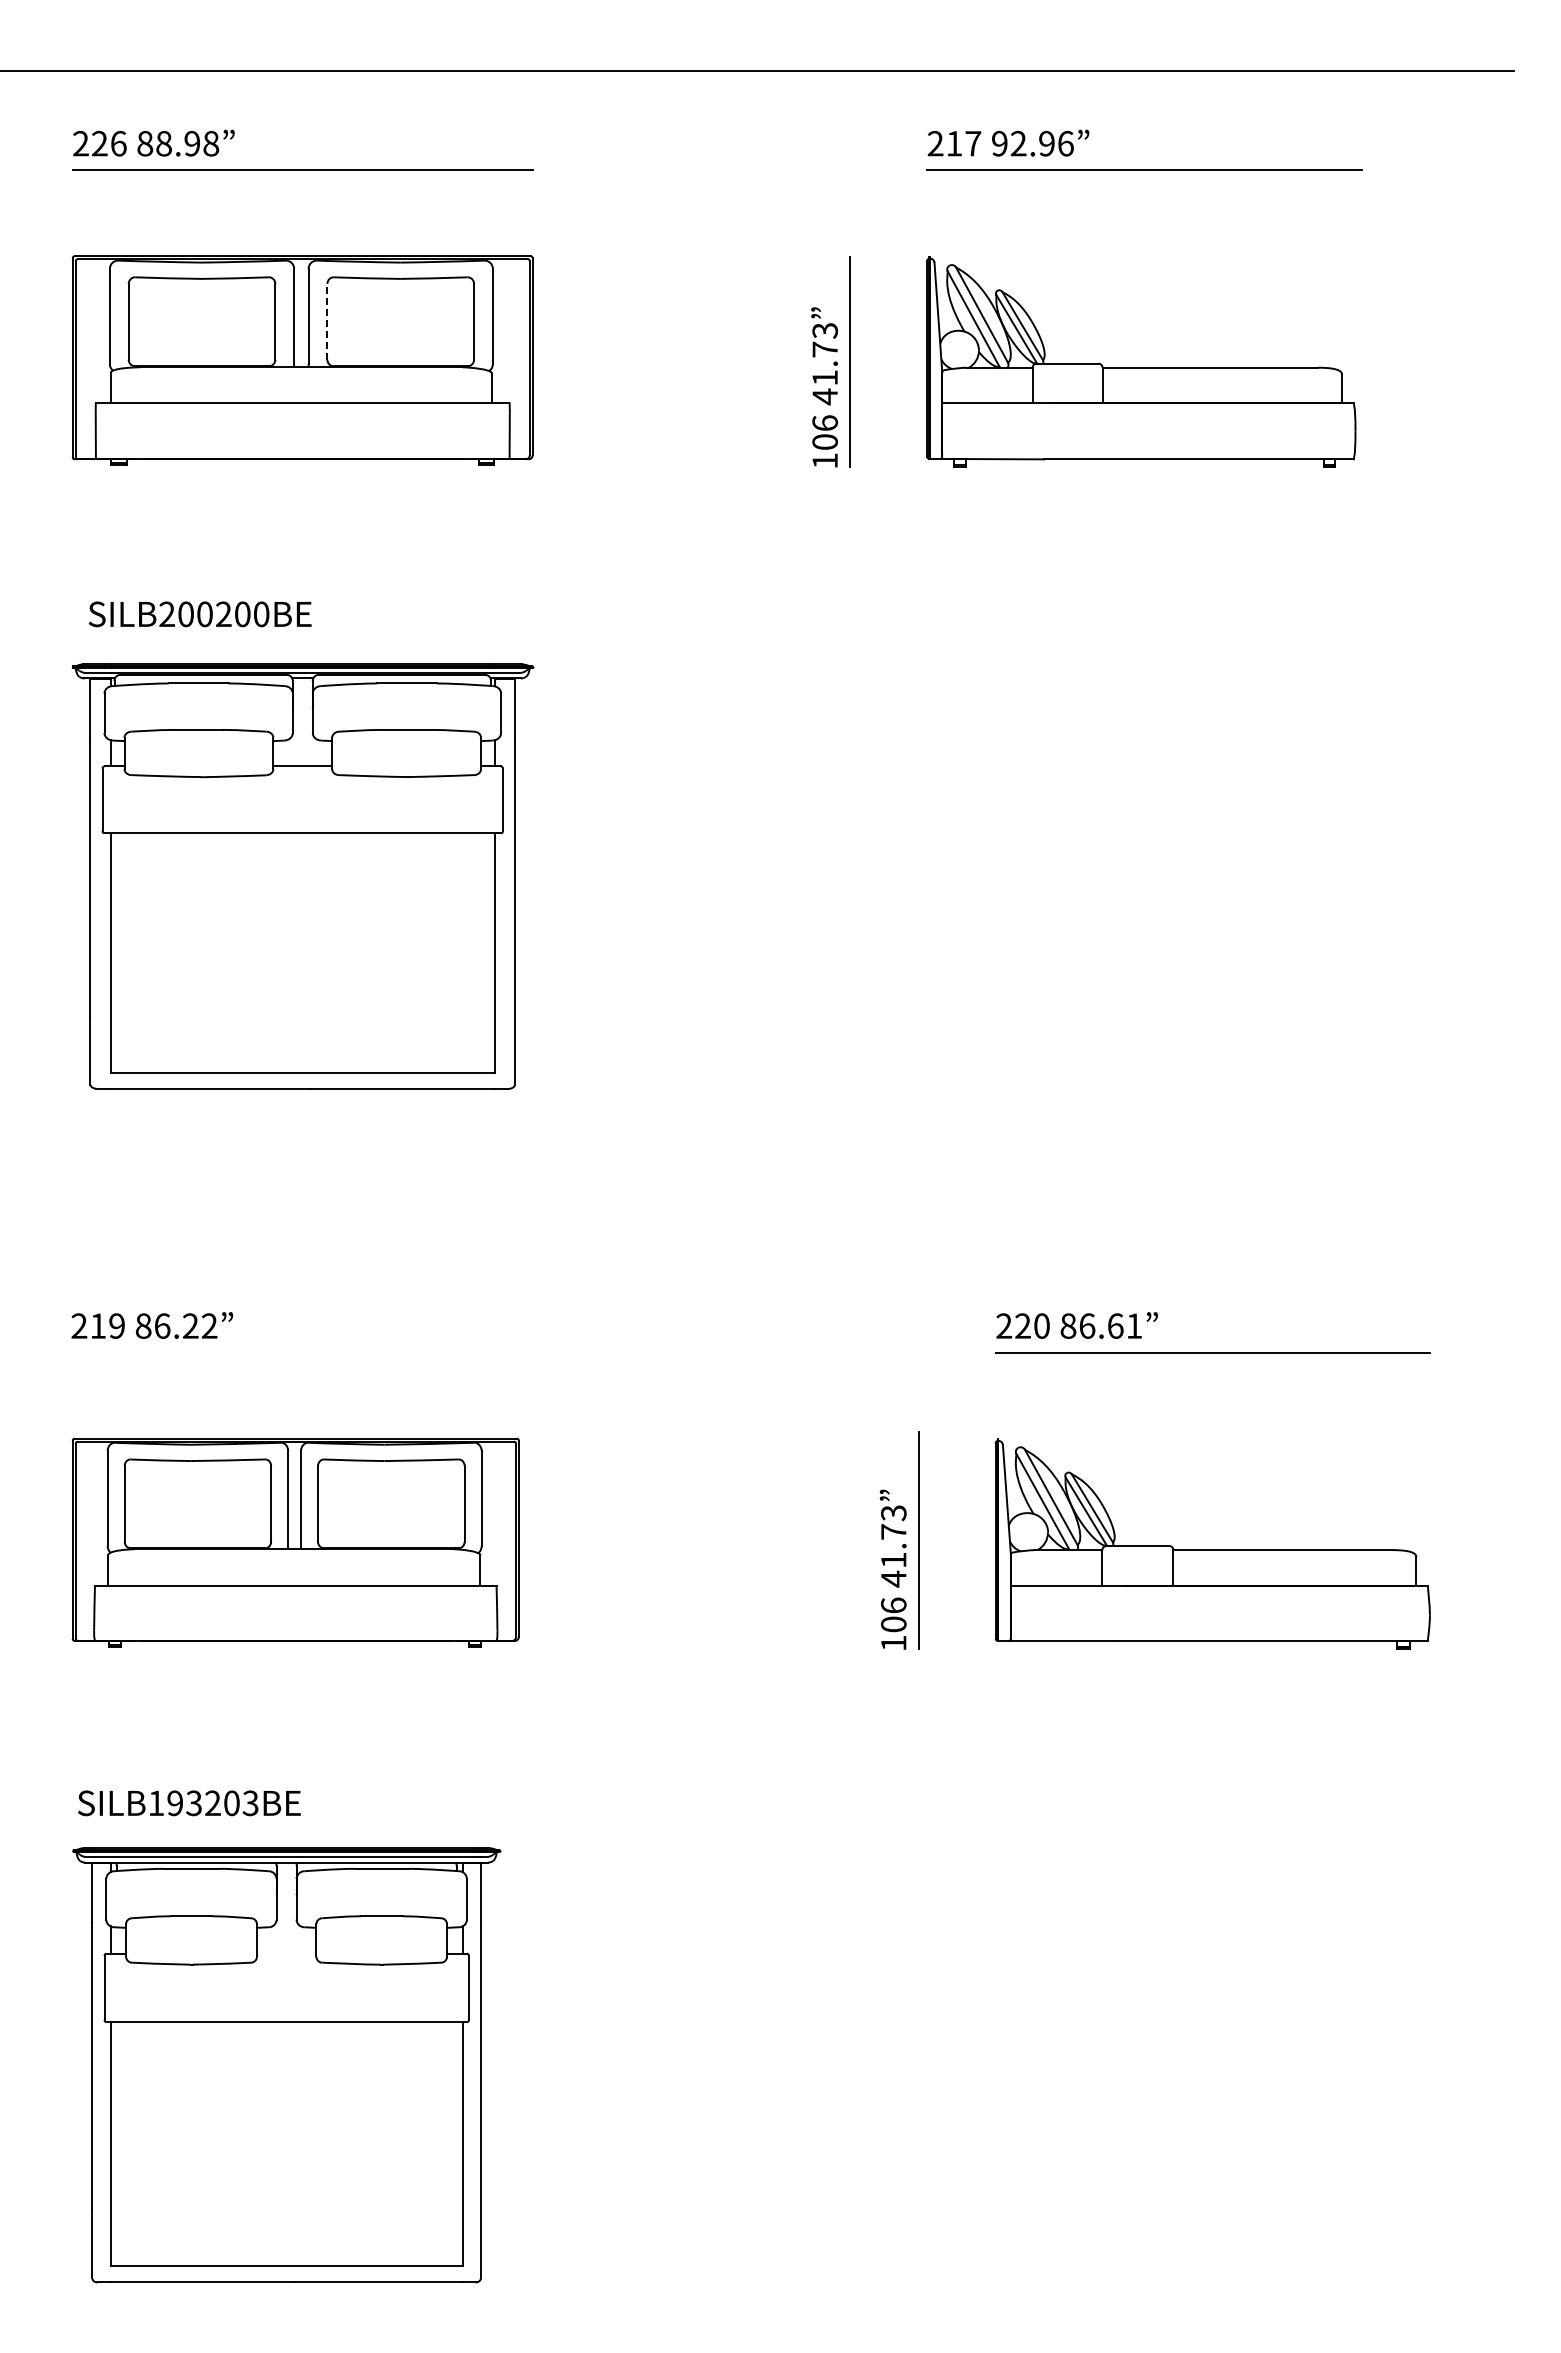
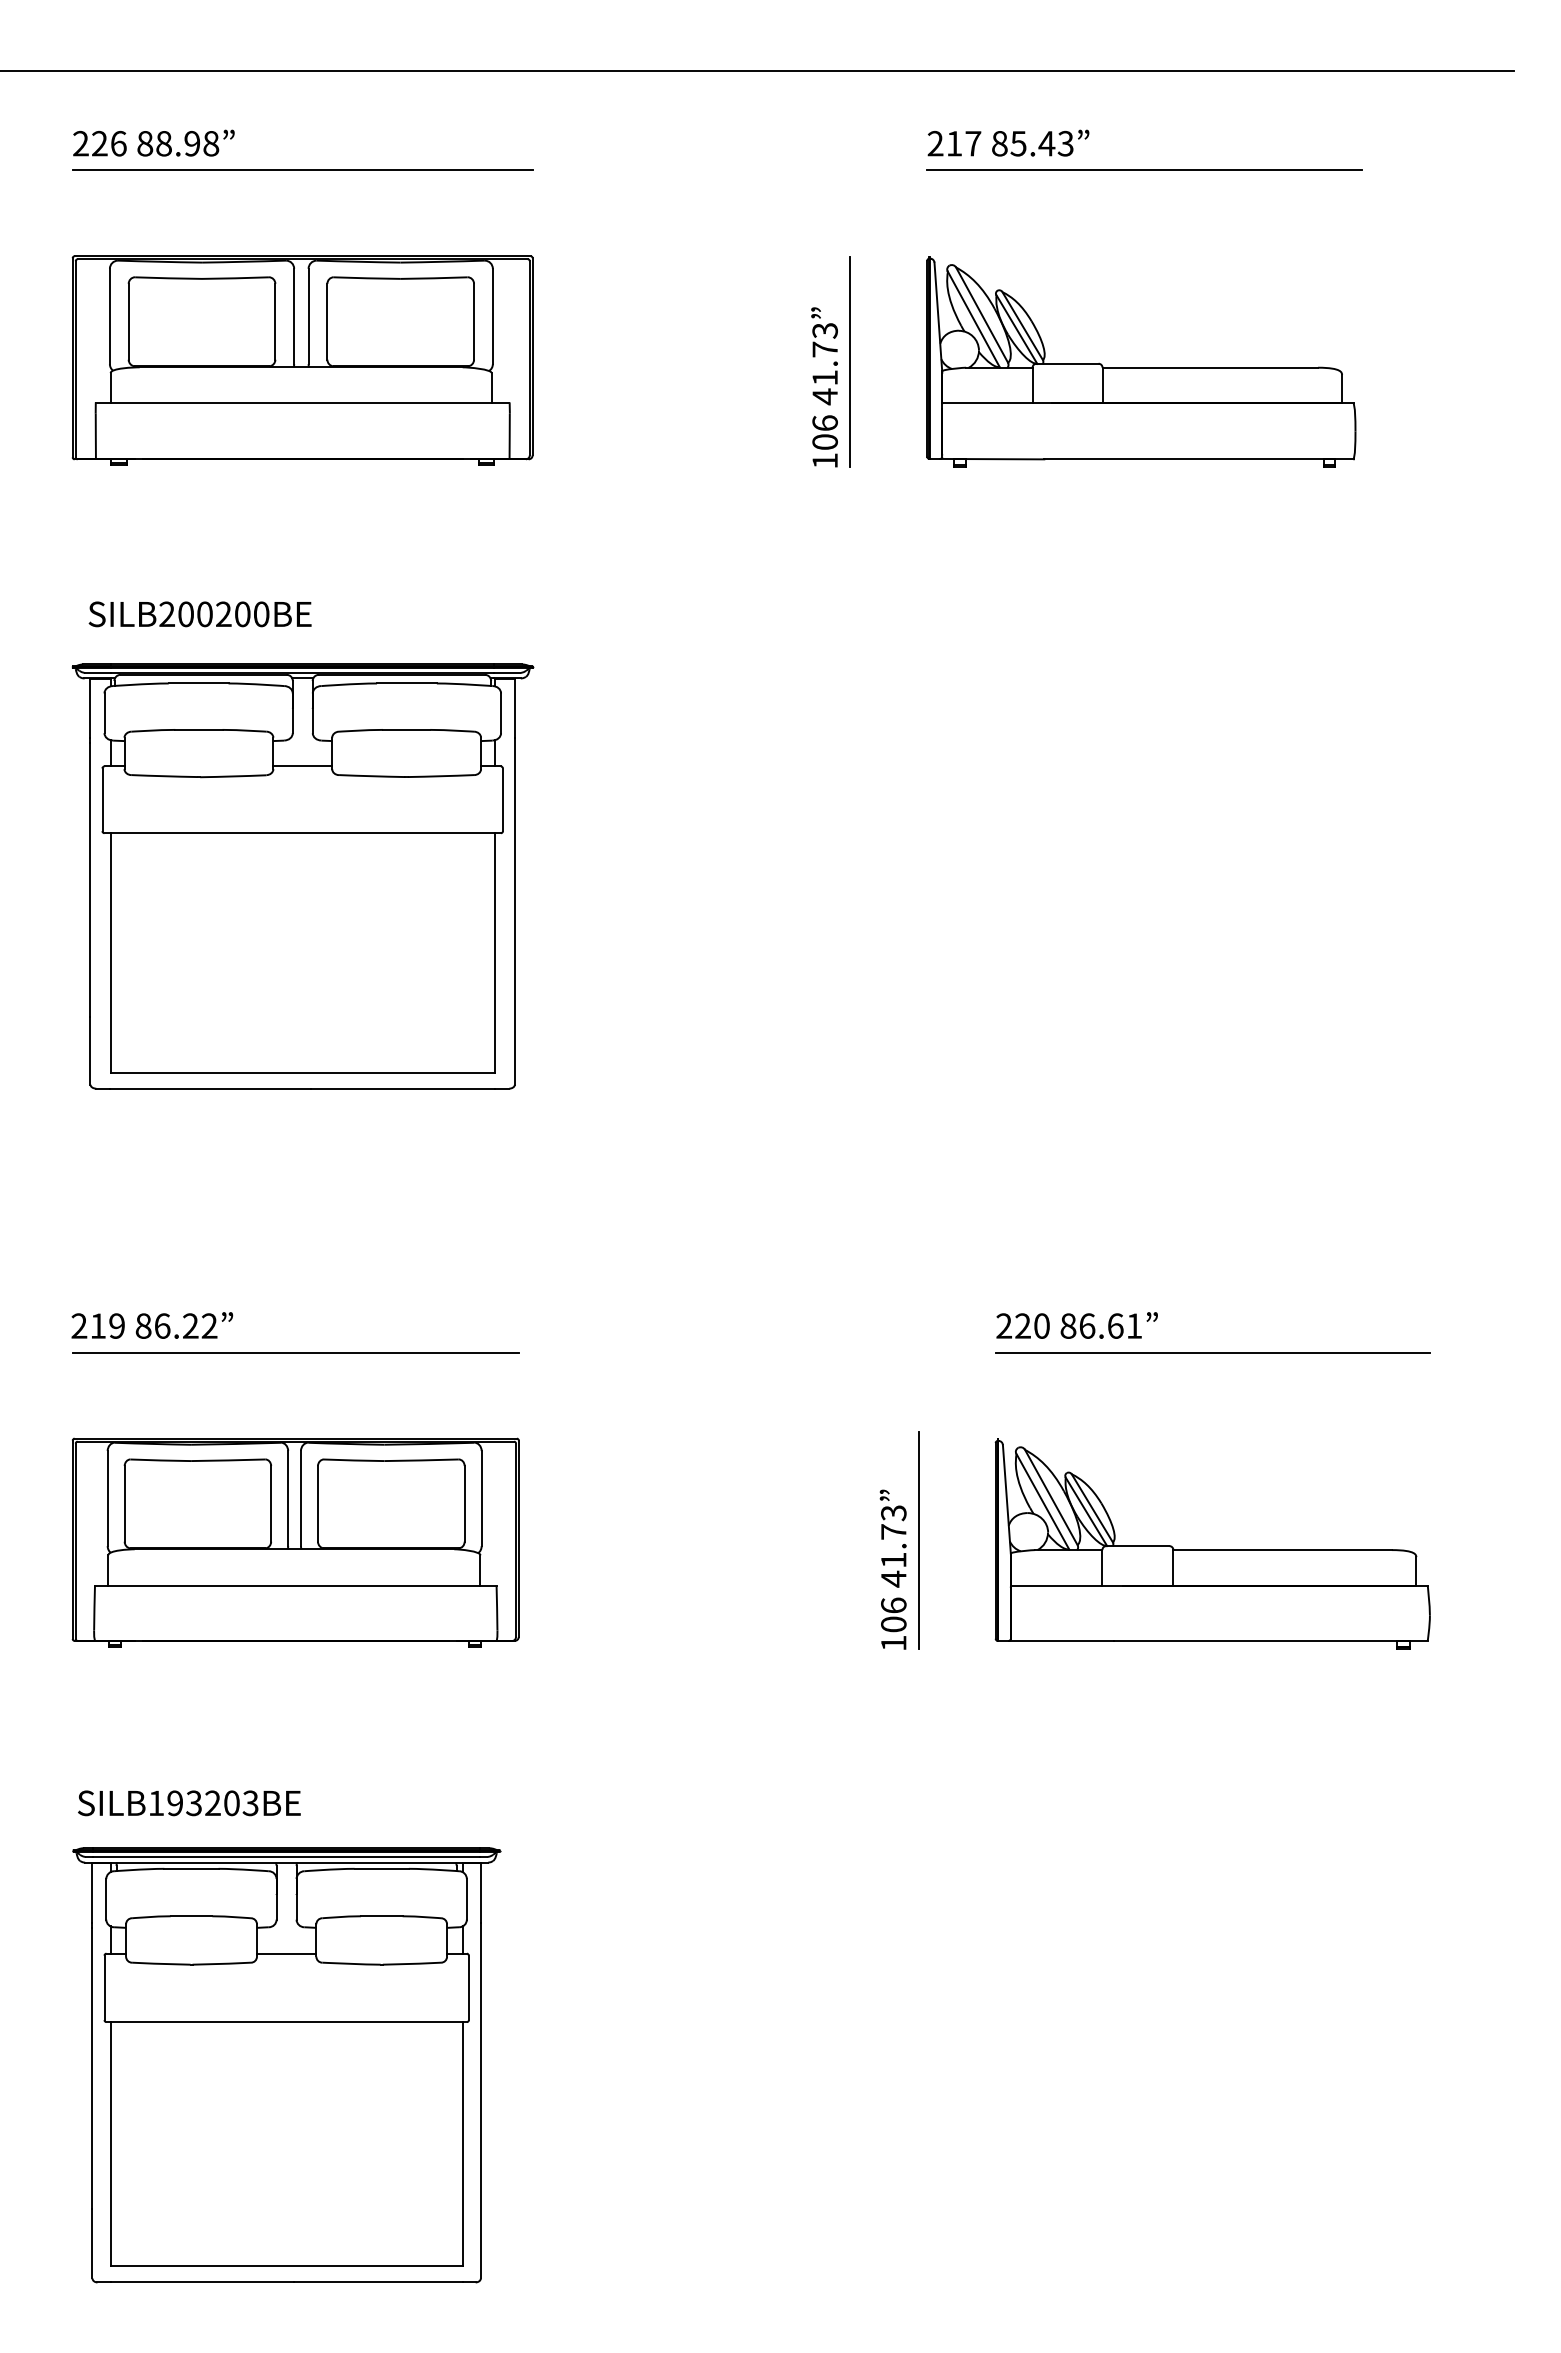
text: 92.96 -> 85.43 (1032, 143)
line: dashed -> solid (327, 321)
line: none -> present (295, 1352)
line: none -> present (286, 1953)
